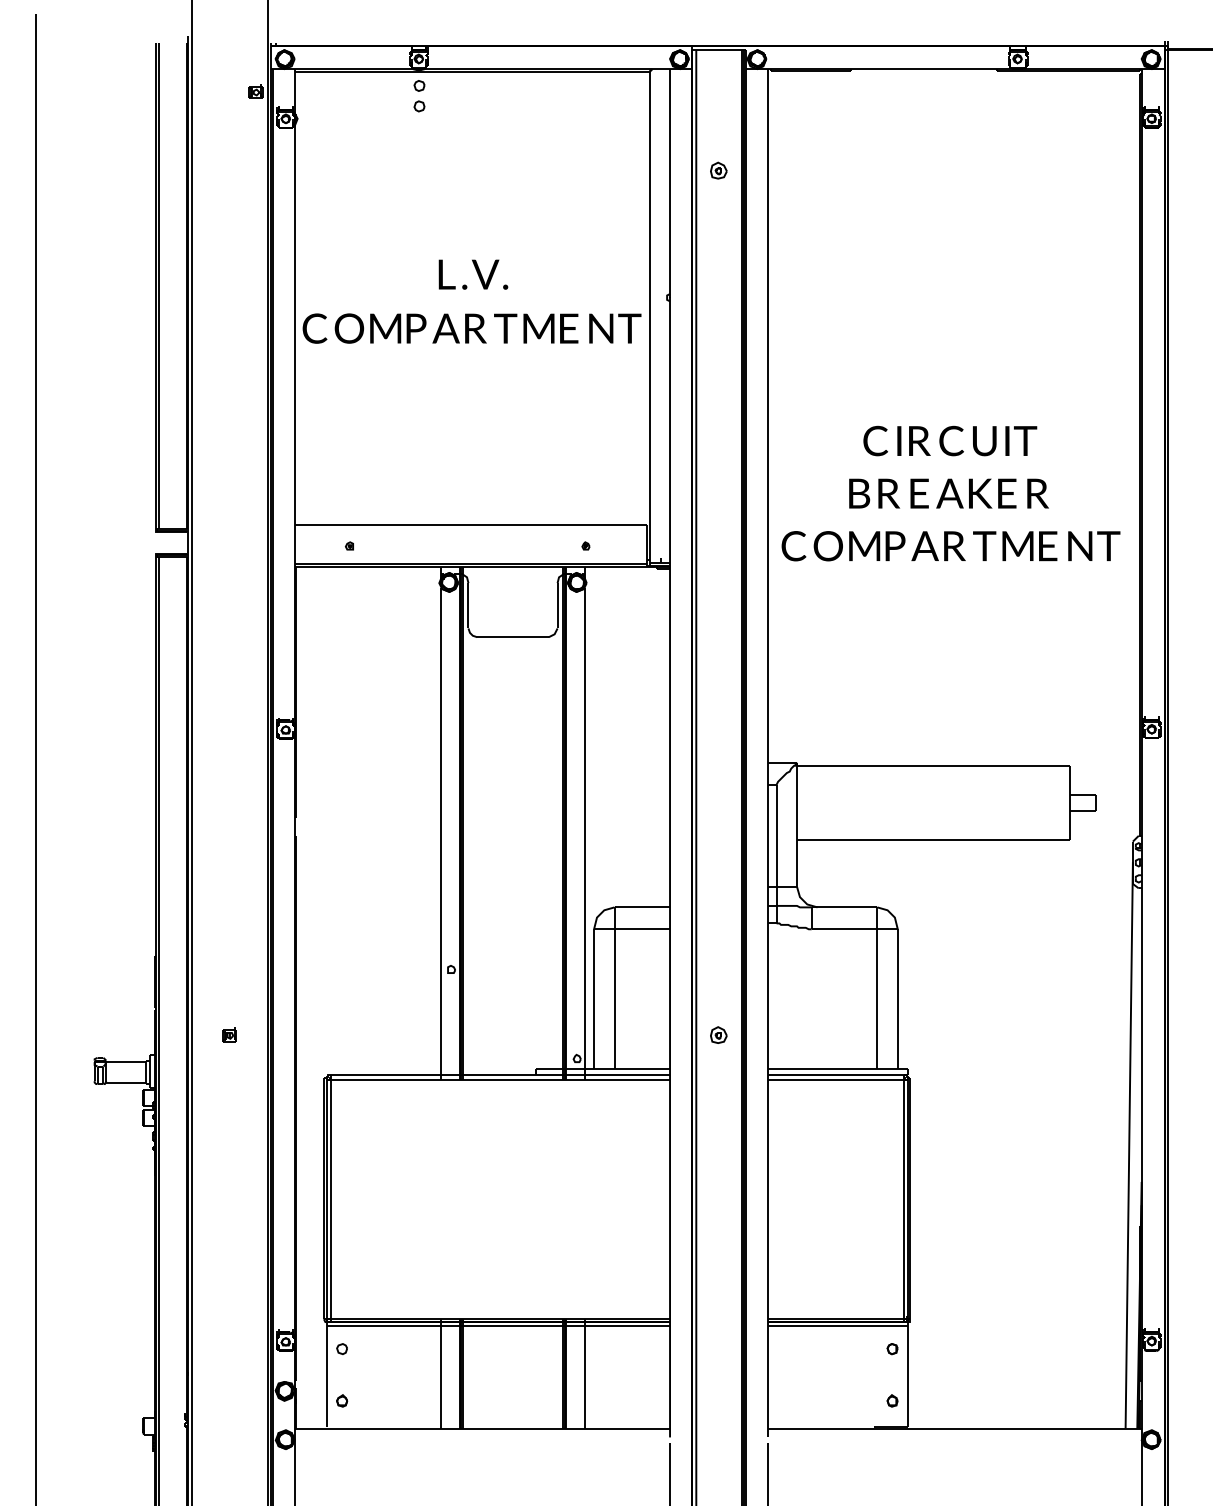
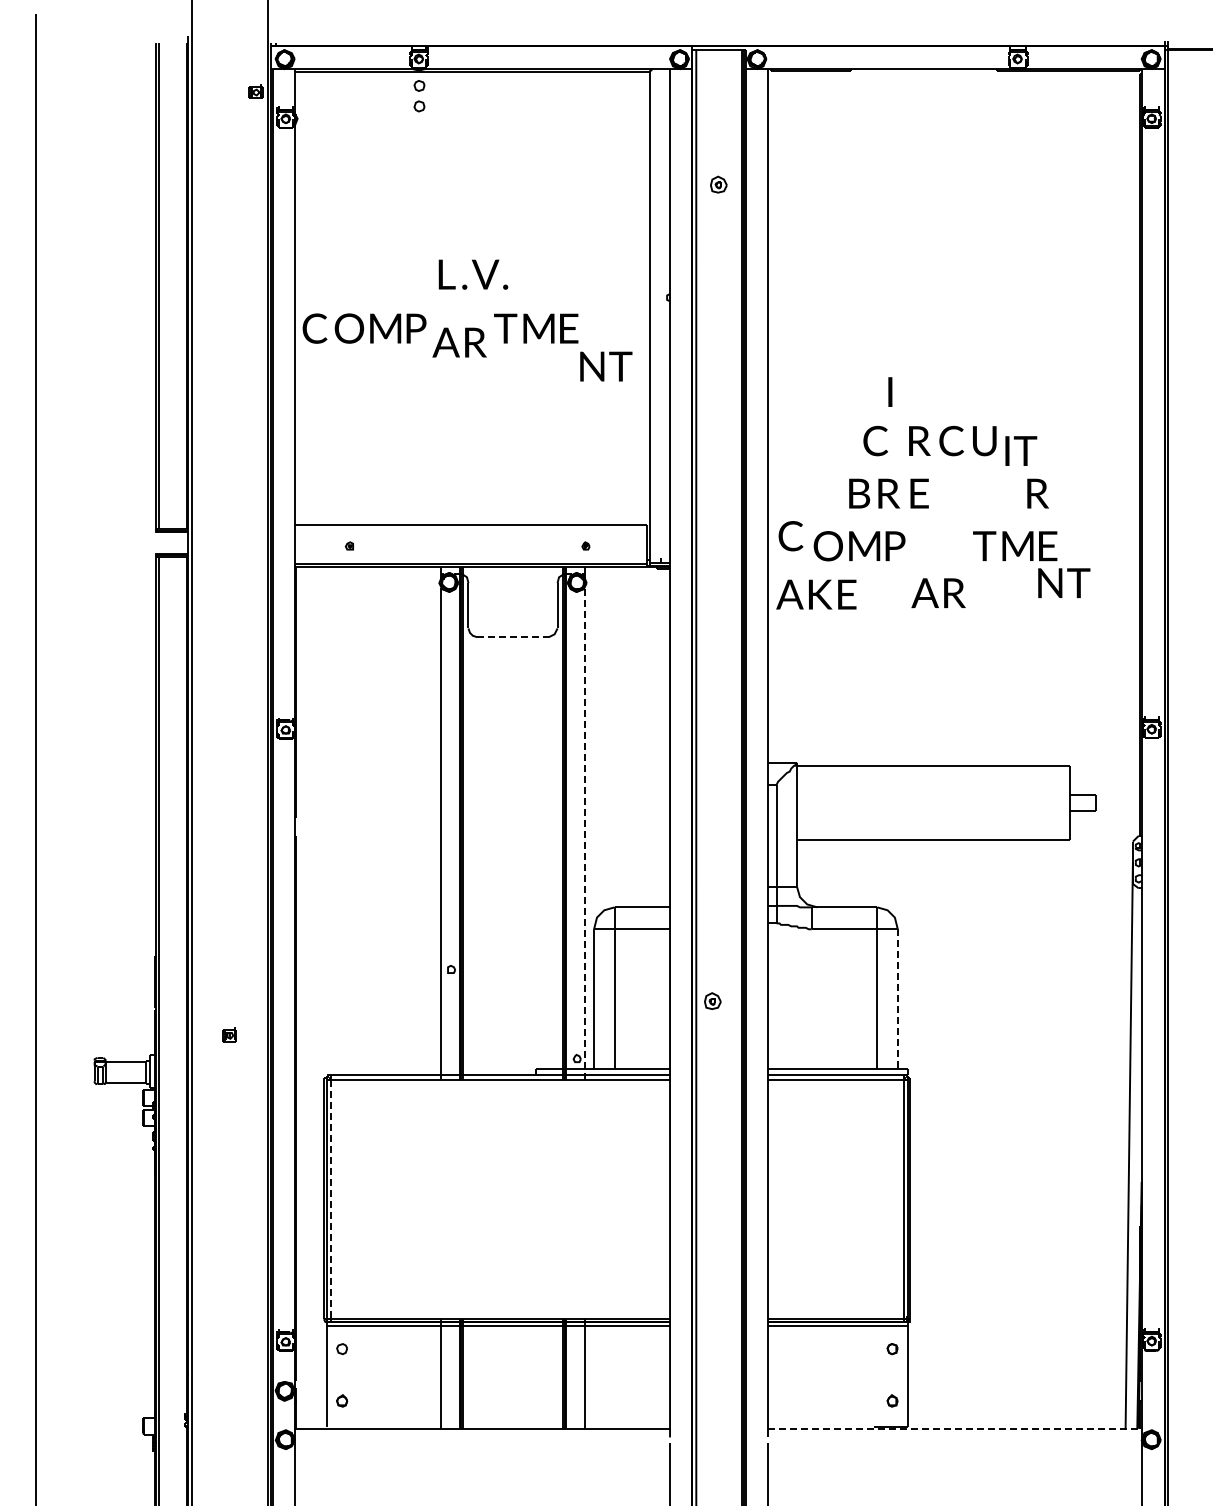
part position: (718, 170) -> (718, 184) (718, 184)
text position: (459, 328) -> (459, 342) (459, 342)
text position: (615, 328) -> (606, 366) (606, 366)
text position: (899, 440) -> (890, 391) (890, 391)
text position: (1021, 440) -> (1021, 450) (1021, 450)
text position: (976, 493) -> (816, 594) (816, 594)
text position: (793, 546) -> (790, 536) (790, 536)
text position: (938, 546) -> (938, 593) (938, 593)
text position: (1094, 546) -> (1064, 583) (1064, 583)
line: solid -> dashed (513, 637)
line: solid -> dashed (585, 833)
line: solid -> dashed (897, 999)
part position: (718, 1034) -> (712, 1000) (712, 1000)
line: solid -> dashed (331, 1199)
line: solid -> dashed (954, 1428)
